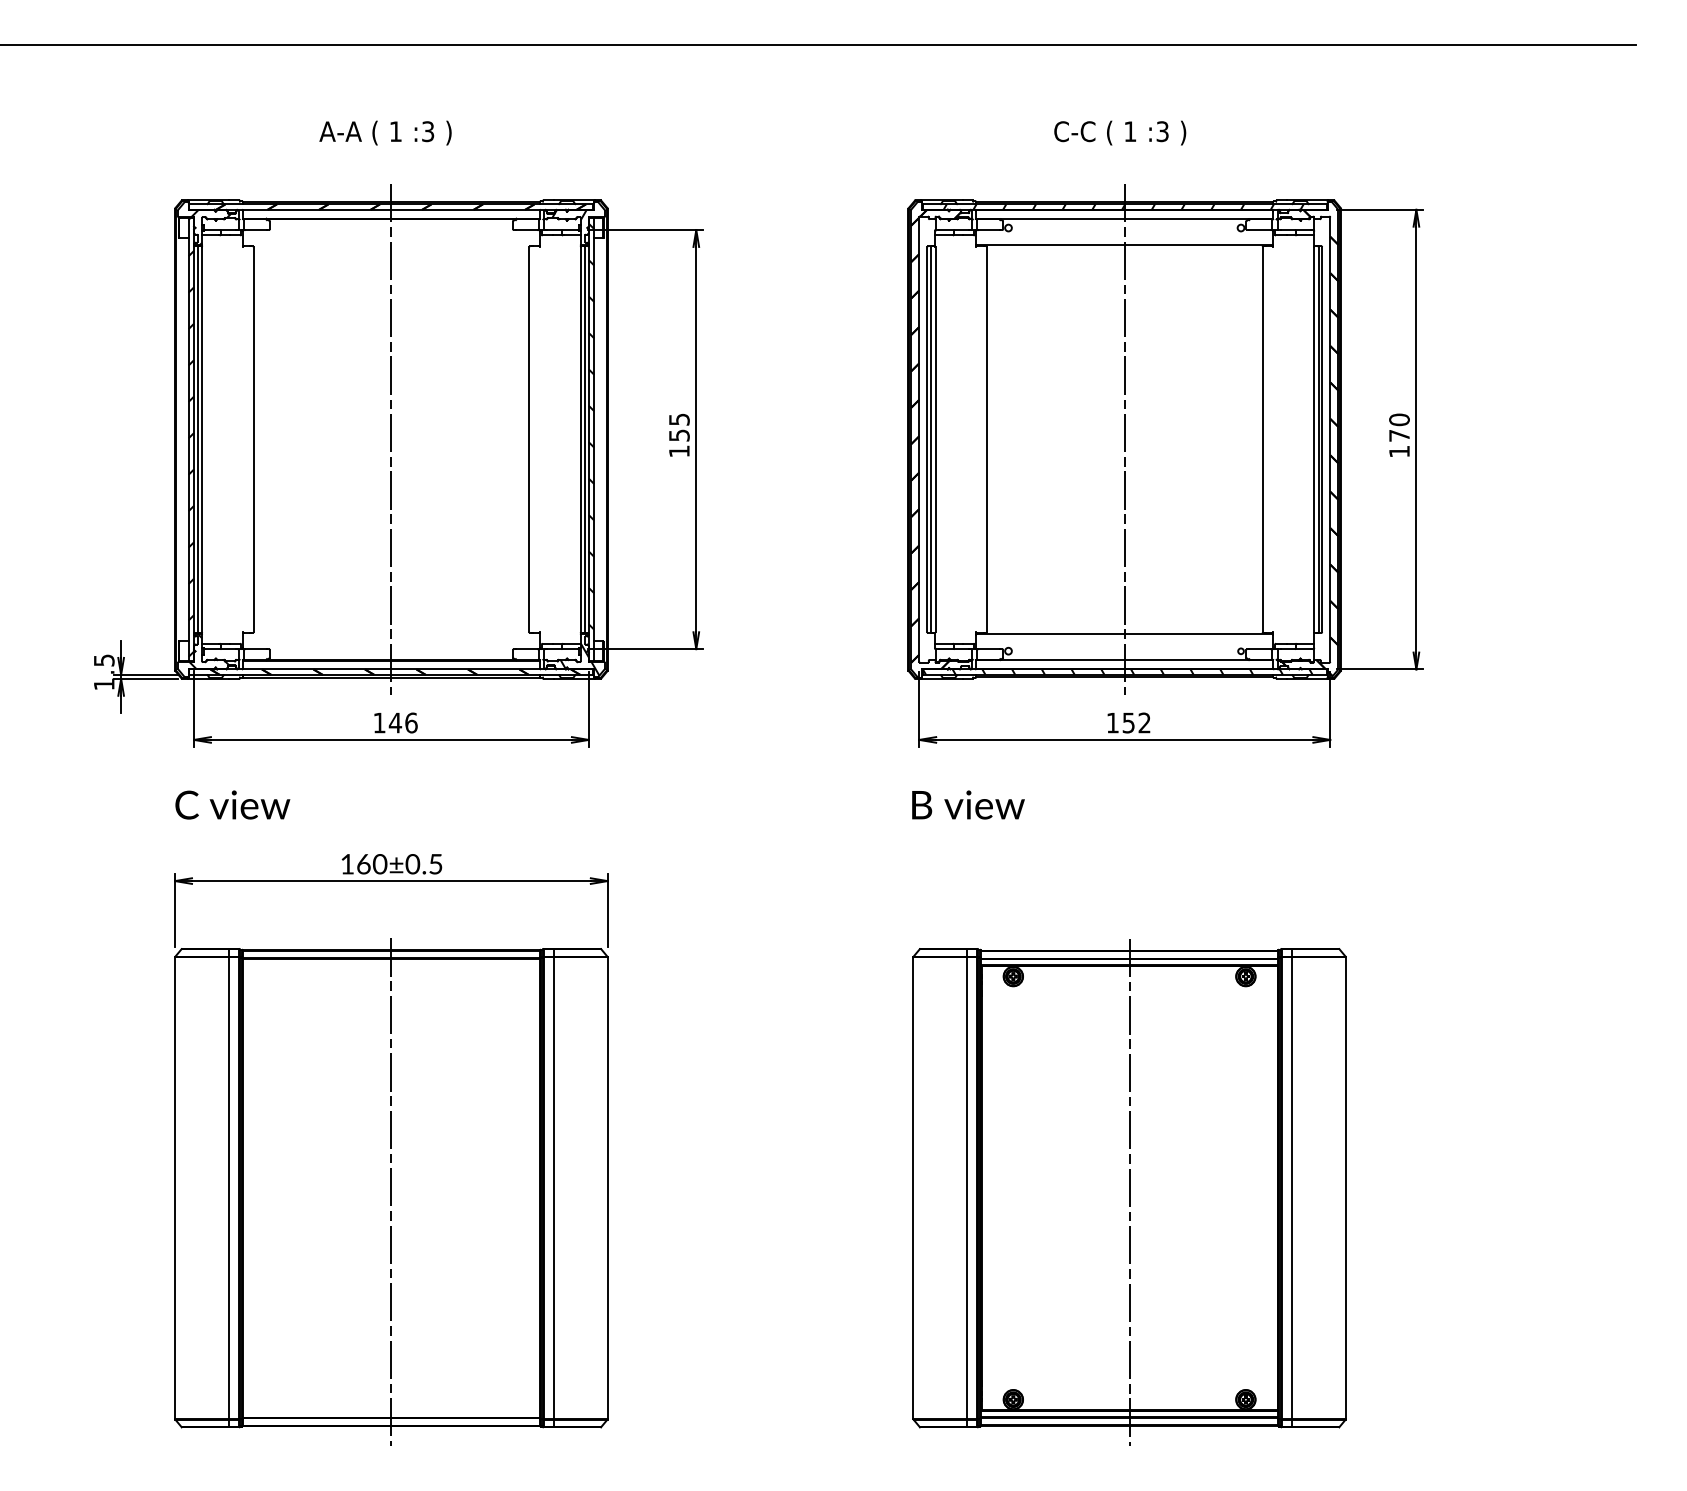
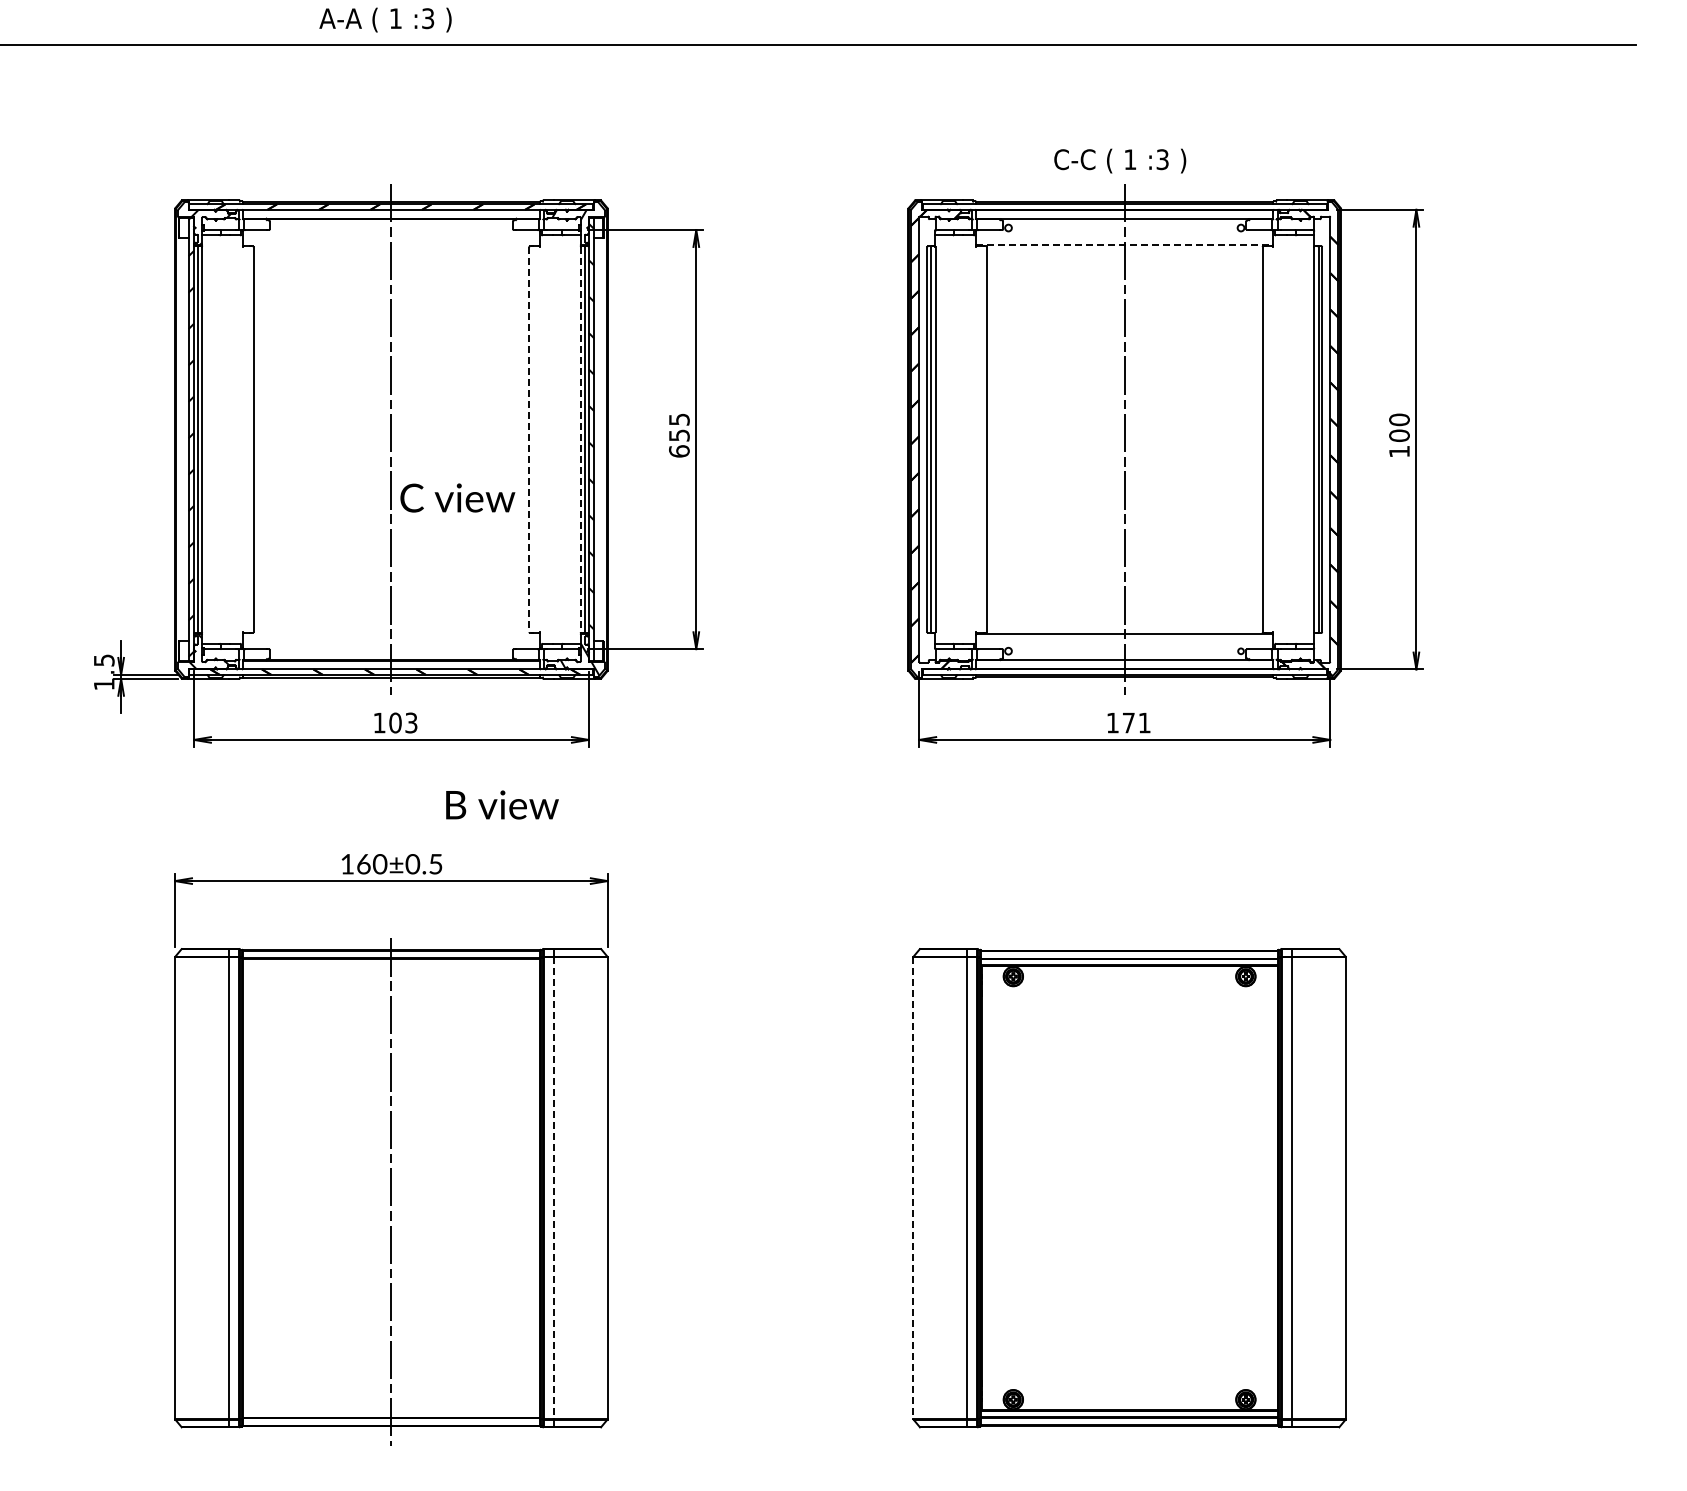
text position: (385, 132) -> (385, 19) (385, 19)
text position: (1120, 132) -> (1120, 160) (1120, 160)
hatch: present -> none (1123, 206)
line: solid -> dashed (1124, 245)
text: 170 -> 100 (1399, 435)
line: solid -> dashed (529, 439)
line: solid -> dashed (580, 439)
text: 155 -> 655 (679, 451)
hatch: present -> none (1117, 671)
text: 146 -> 103 (402, 722)
text: 152 -> 171 (1136, 722)
text position: (232, 804) -> (457, 497) (457, 497)
text position: (968, 804) -> (502, 804) (502, 804)
line: solid -> dashed (553, 1188)
line: solid -> dashed (913, 1188)
line: present -> none (1129, 1191)
